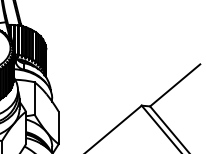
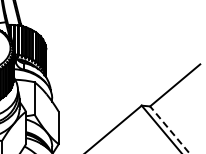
line: solid -> dashed (169, 130)
